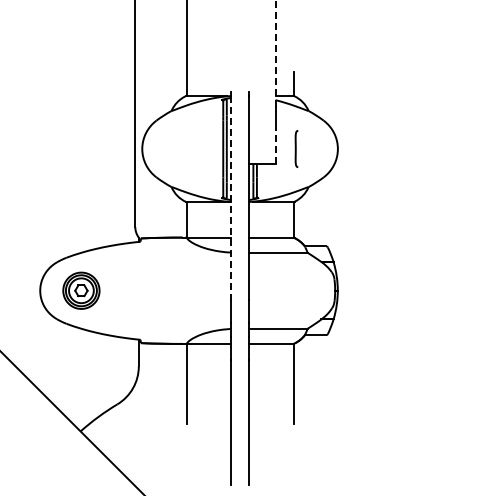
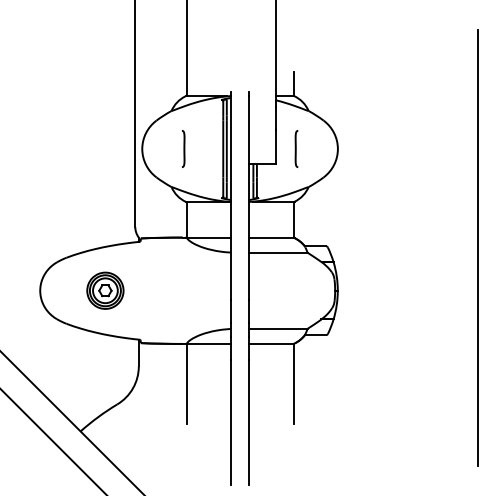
line: dashed -> solid (275, 54)
line: dashed -> solid (275, 146)
line: none -> present (183, 148)
line: dashed -> solid (231, 198)
line: none -> present (477, 247)
part position: (81, 290) -> (105, 290) (105, 290)
line: none -> present (53, 441)
